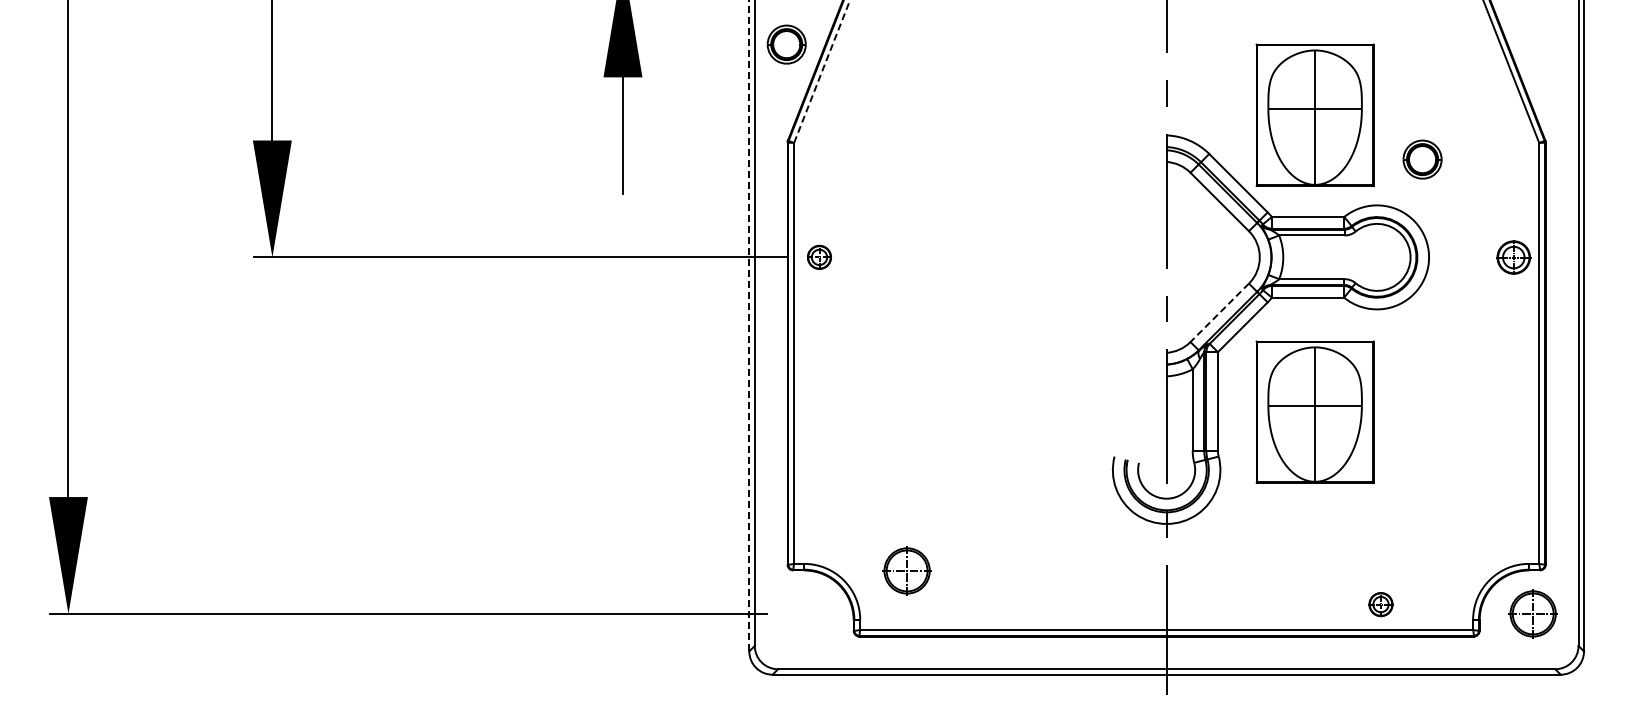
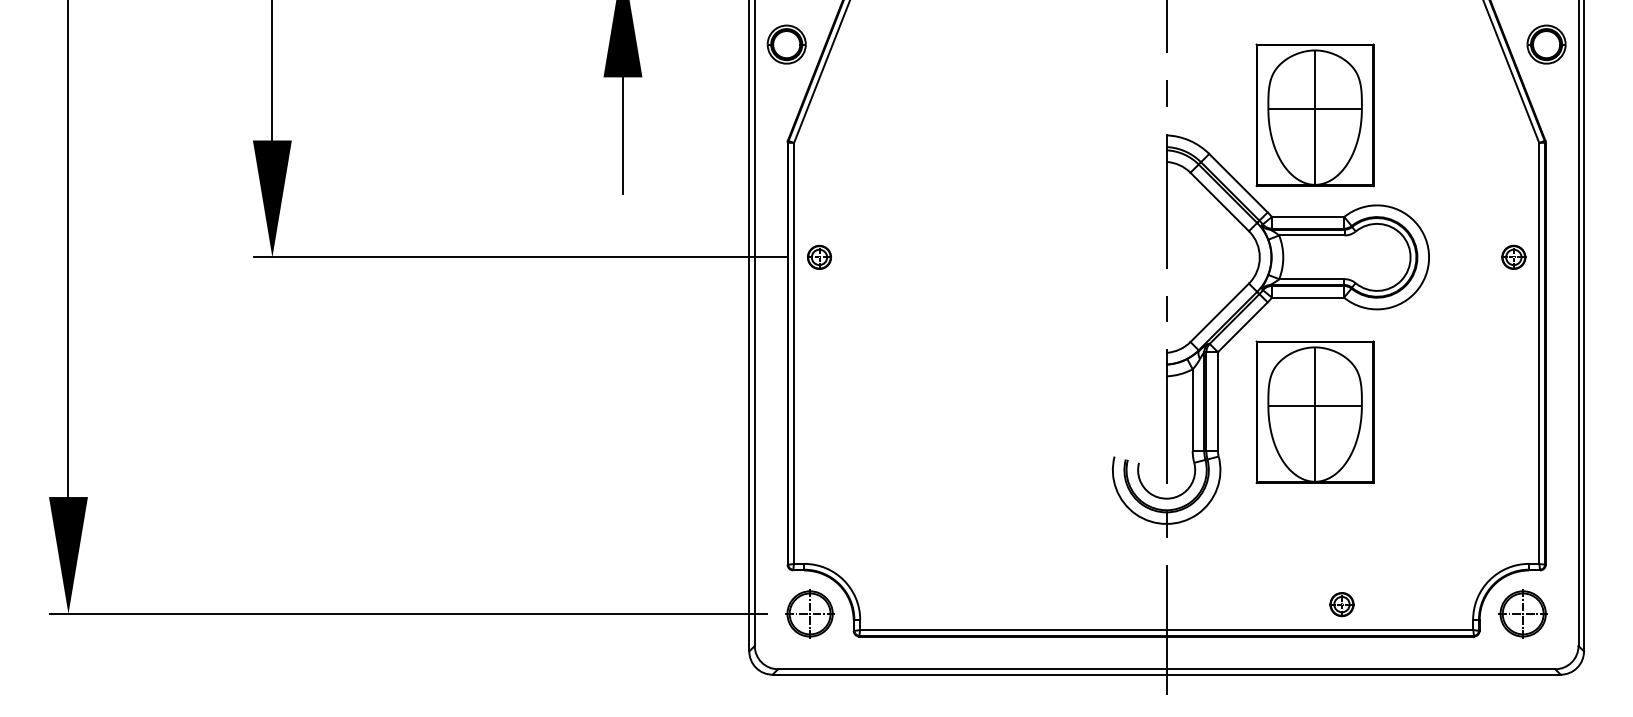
line: dashed -> solid (822, 71)
part position: (1422, 159) -> (1546, 44) (1546, 44)
part size: 36x35 px -> 26x26 px (1513, 256)
line: dashed -> solid (1219, 313)
line: dashed -> solid (749, 325)
part position: (906, 570) -> (809, 613) (809, 613)
part position: (1380, 604) -> (1341, 604) (1341, 604)
part position: (1532, 613) -> (1522, 613) (1522, 613)
